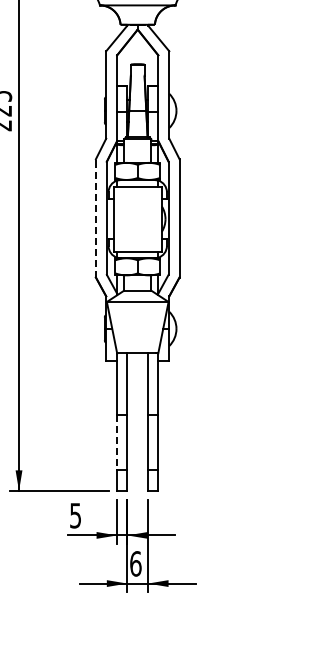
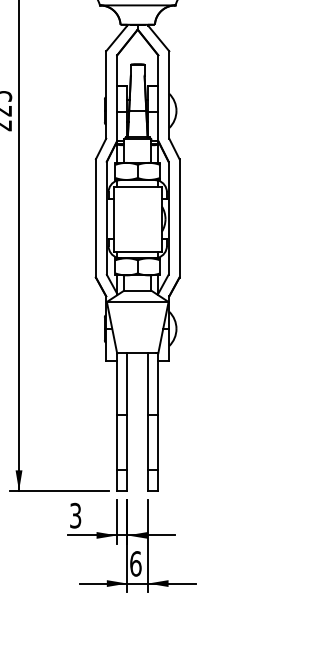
line: dashed -> solid (95, 217)
line: dashed -> solid (117, 442)
text: 5 -> 3 (75, 514)
